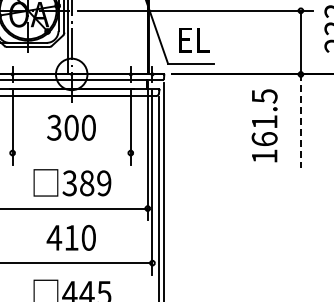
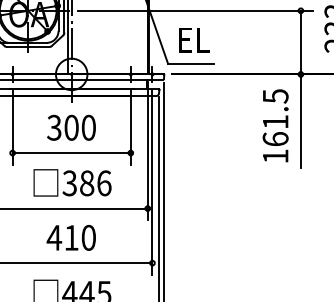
line: dashed -> solid (300, 121)
text position: (264, 125) -> (275, 125) (275, 125)
line: none -> present (71, 153)
text: 389 -> 386 (104, 183)
